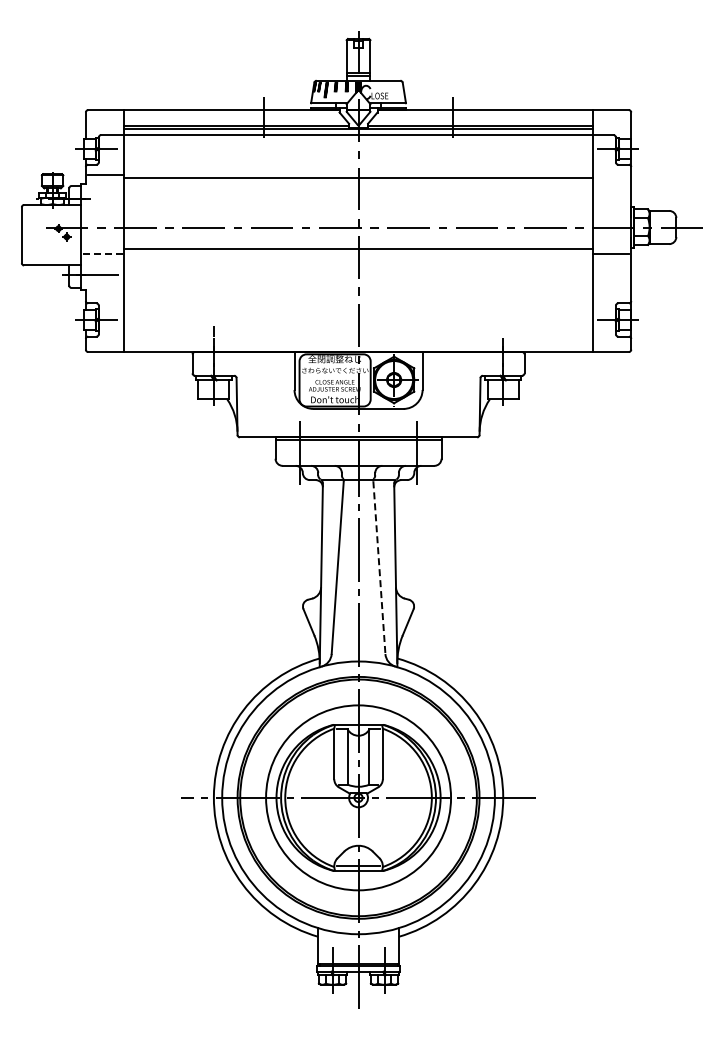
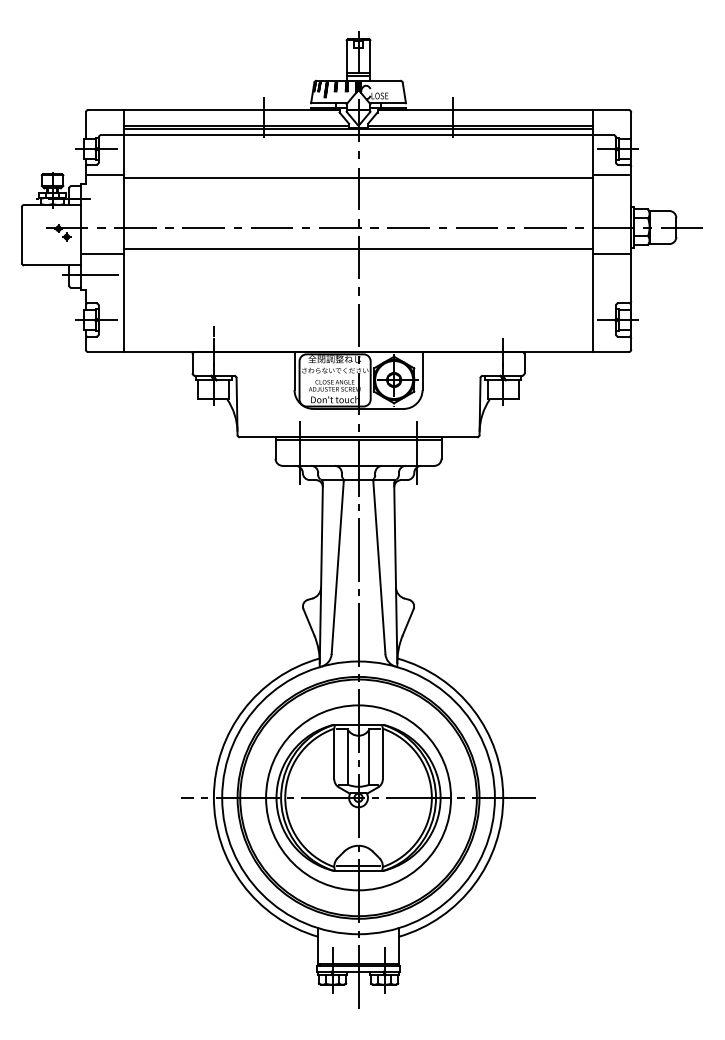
line: none -> present (610, 174)
line: dashed -> solid (104, 253)
line: dashed -> solid (379, 567)
